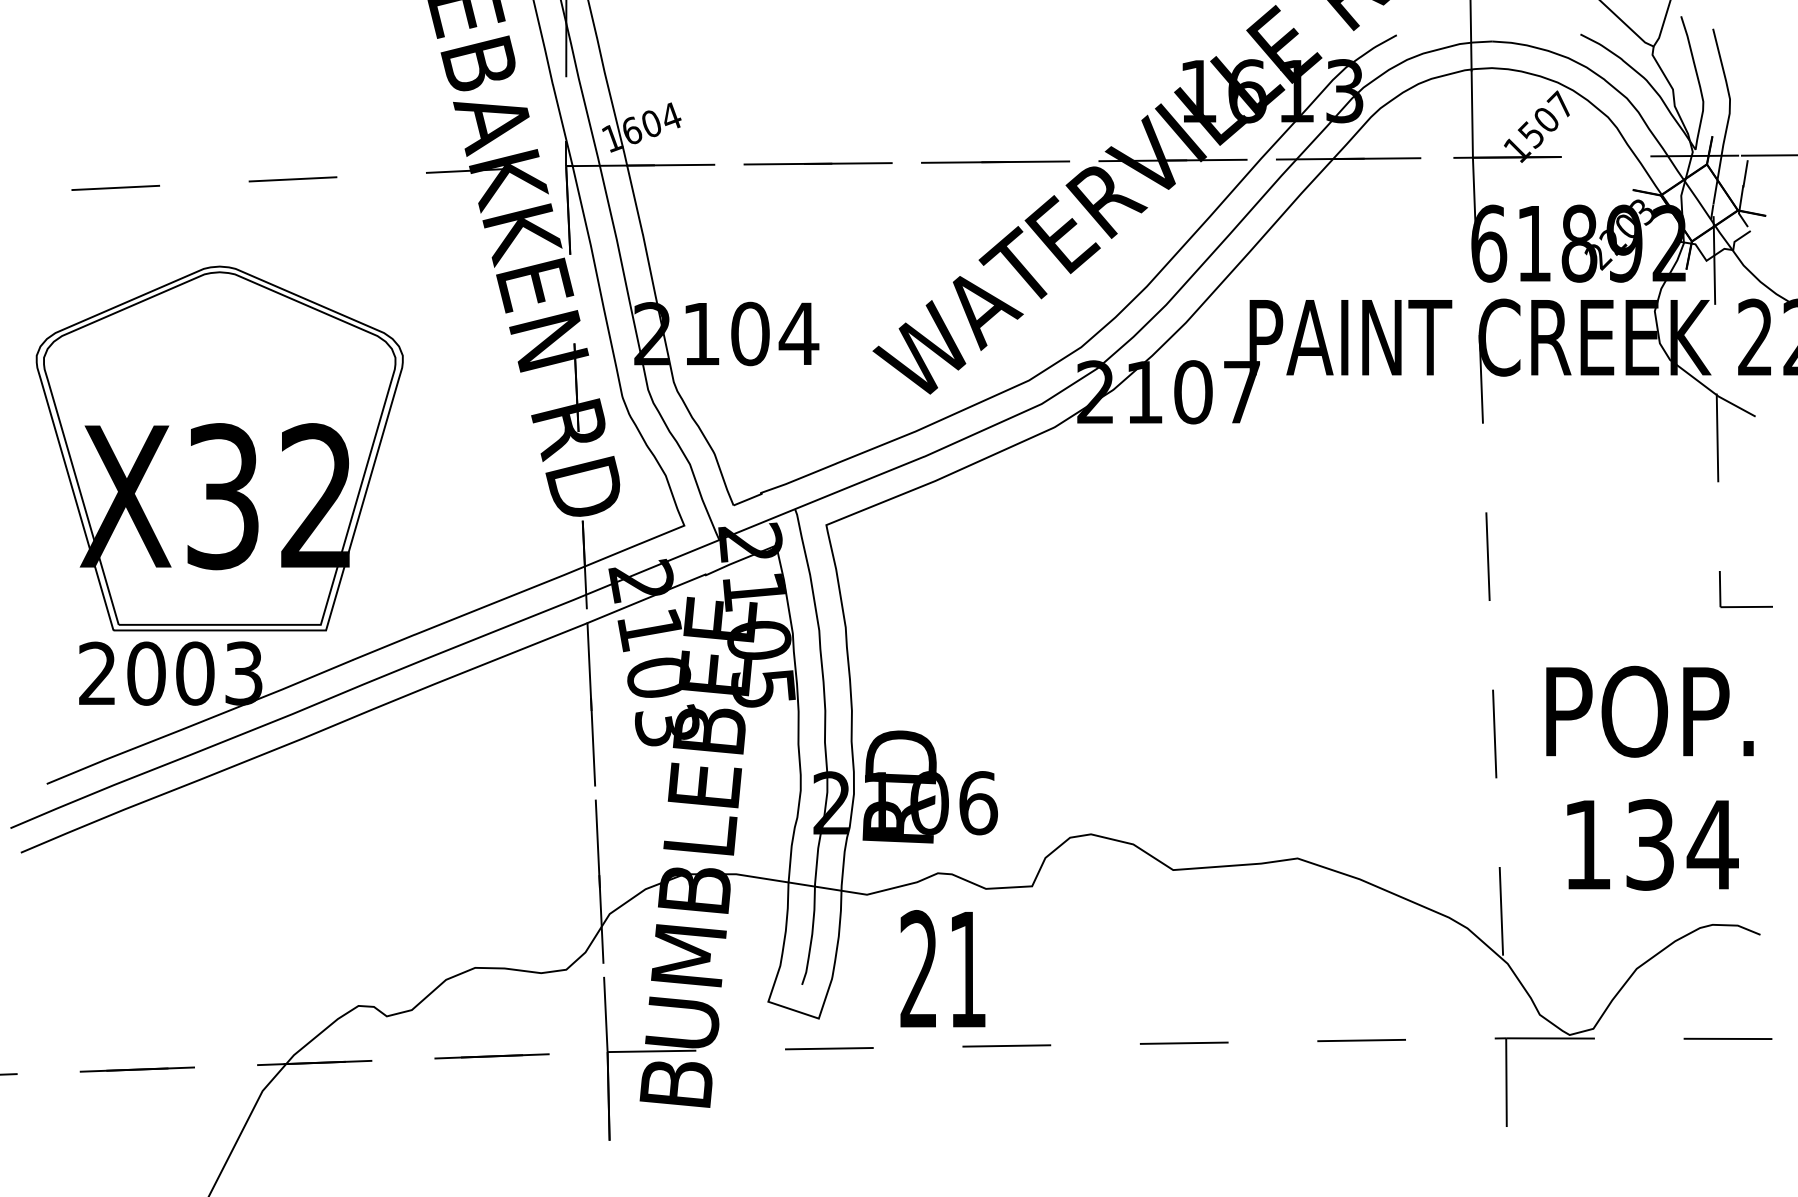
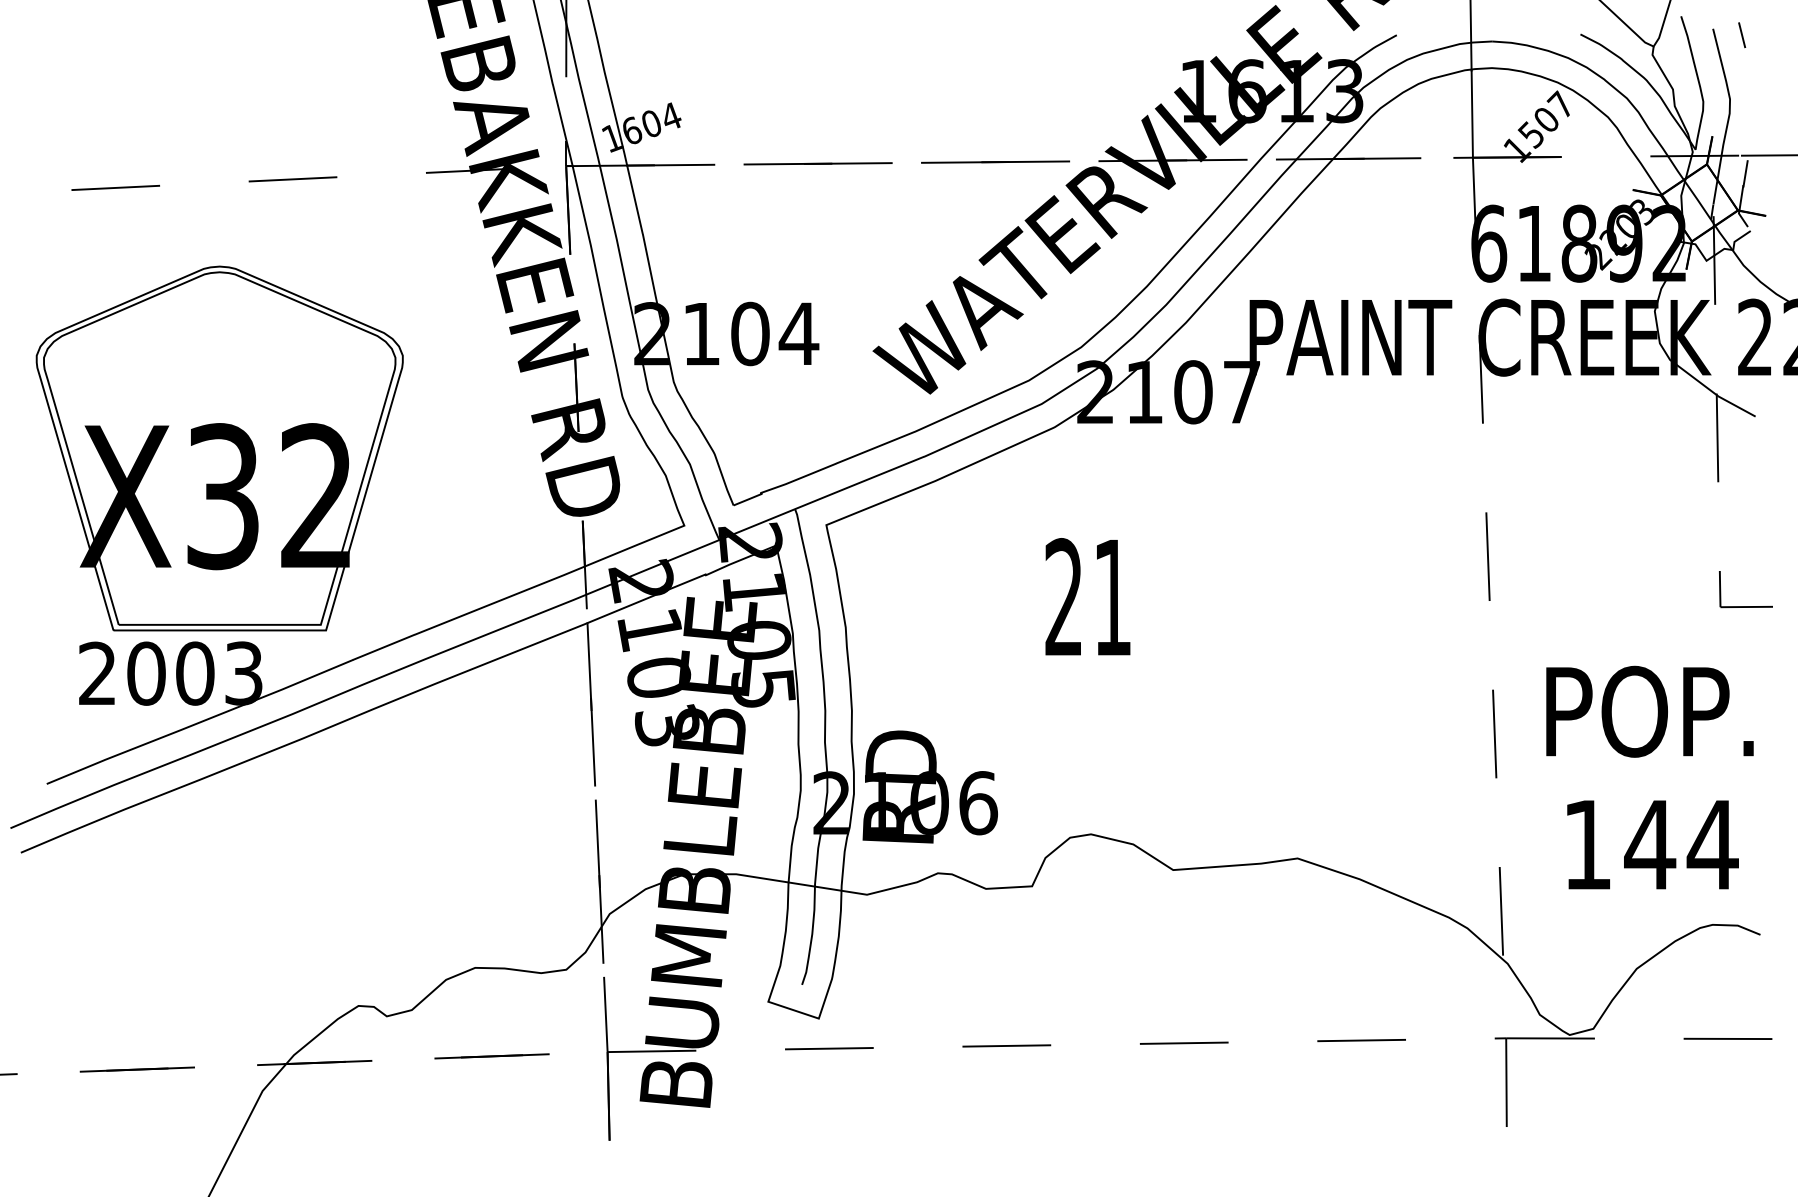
line: none -> present (1742, 35)
text: 134 -> 144 (1650, 844)
text position: (942, 968) -> (1087, 596) (1087, 596)
